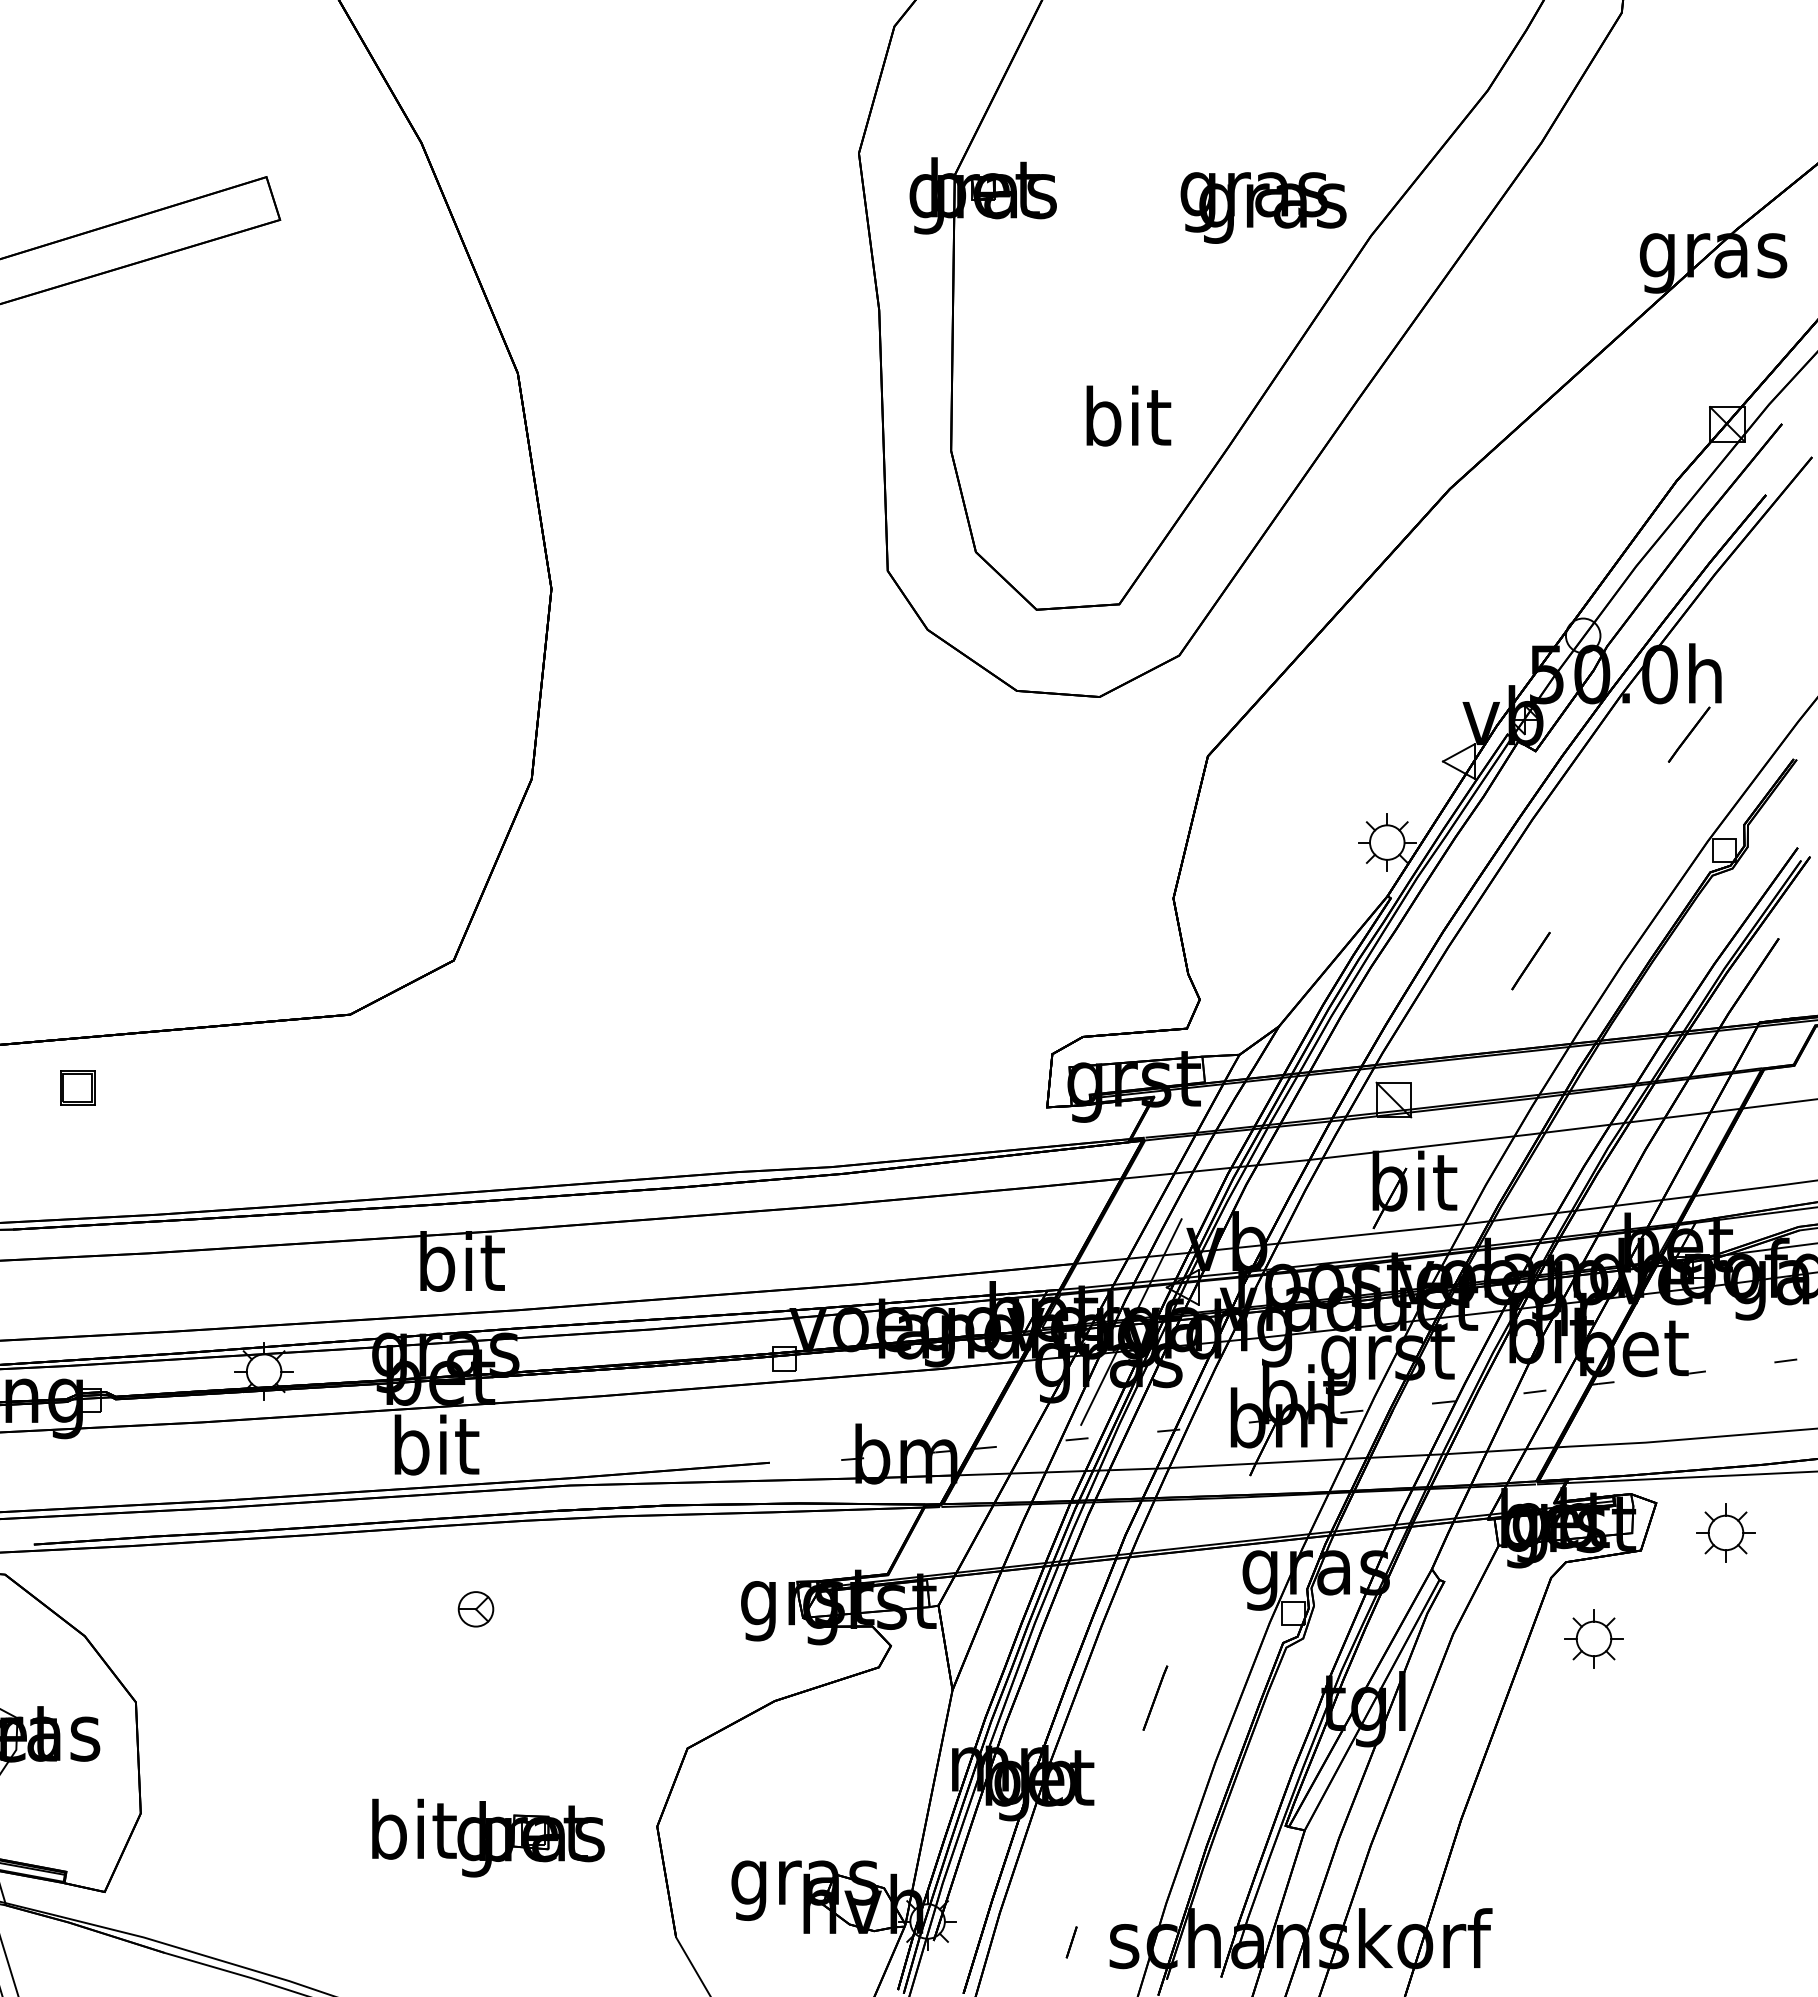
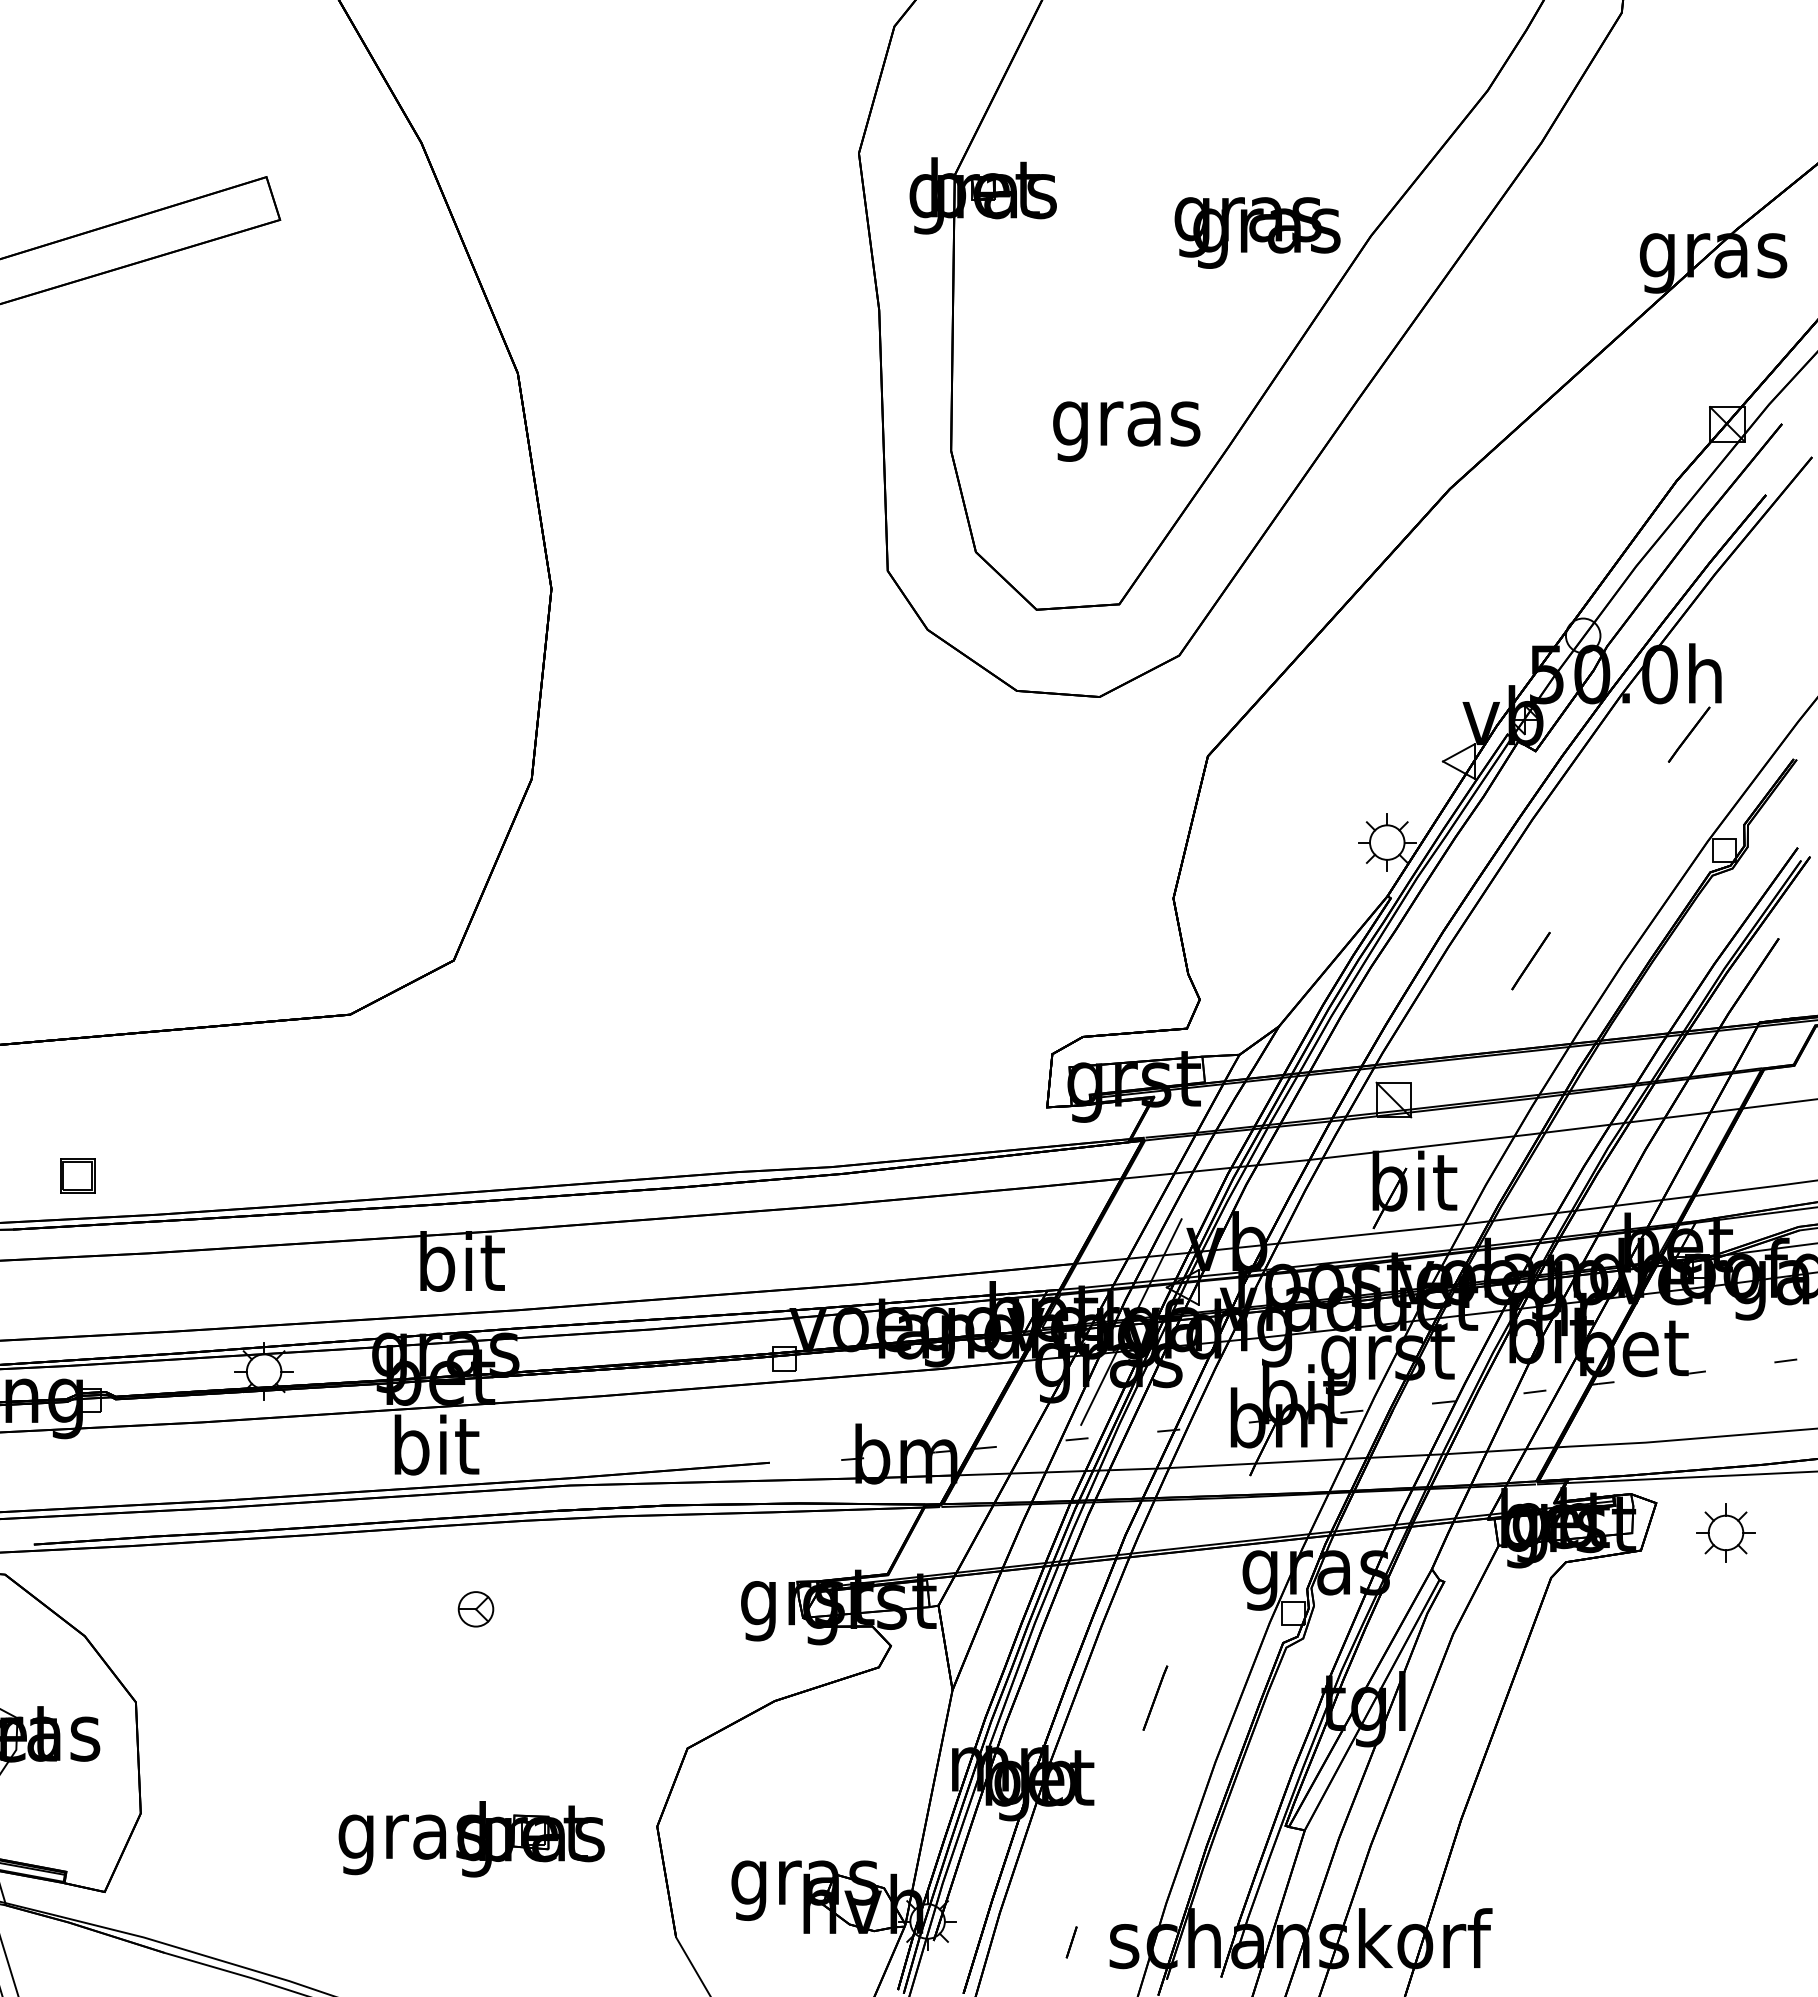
text position: (1263, 207) -> (1257, 232) (1257, 232)
text: bit -> gras (1126, 423)
part position: (77, 1087) -> (77, 1175) (77, 1175)
part: present -> none (1593, 1638)
text: bit -> gras (408, 1836)
